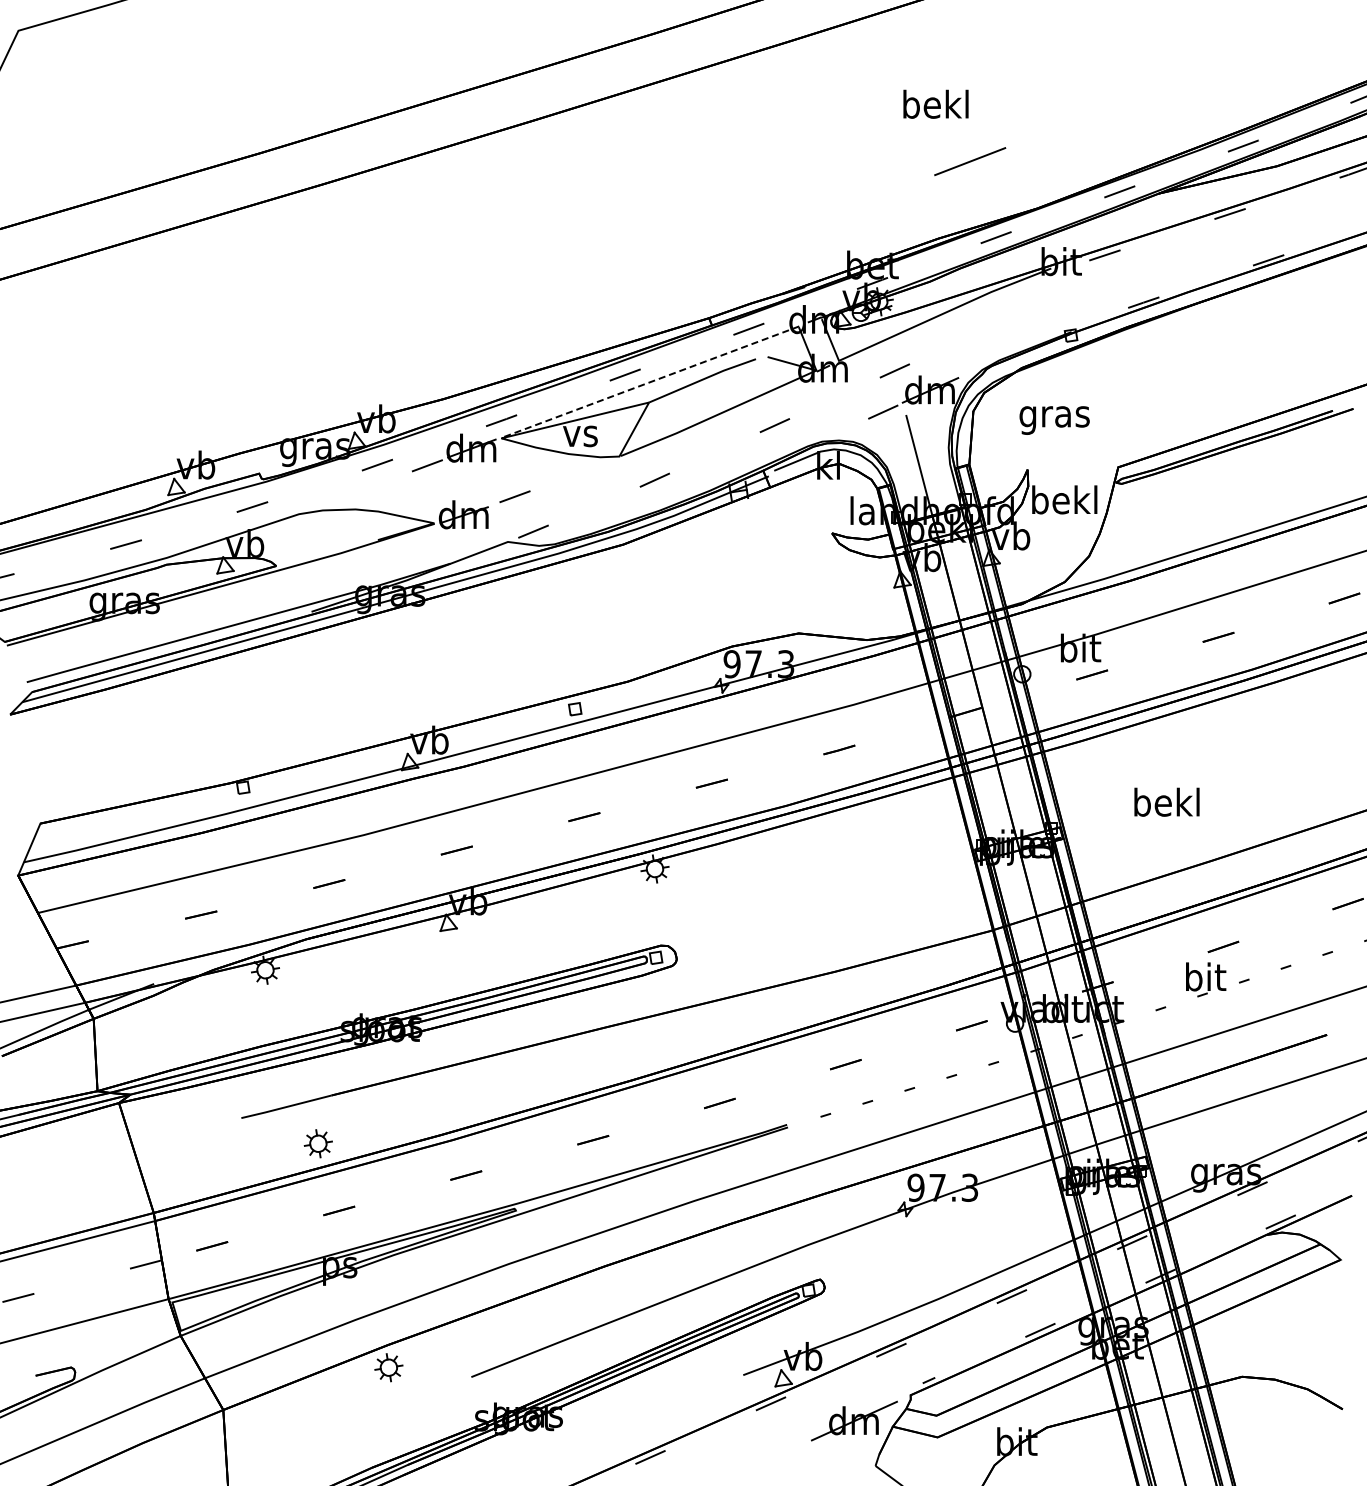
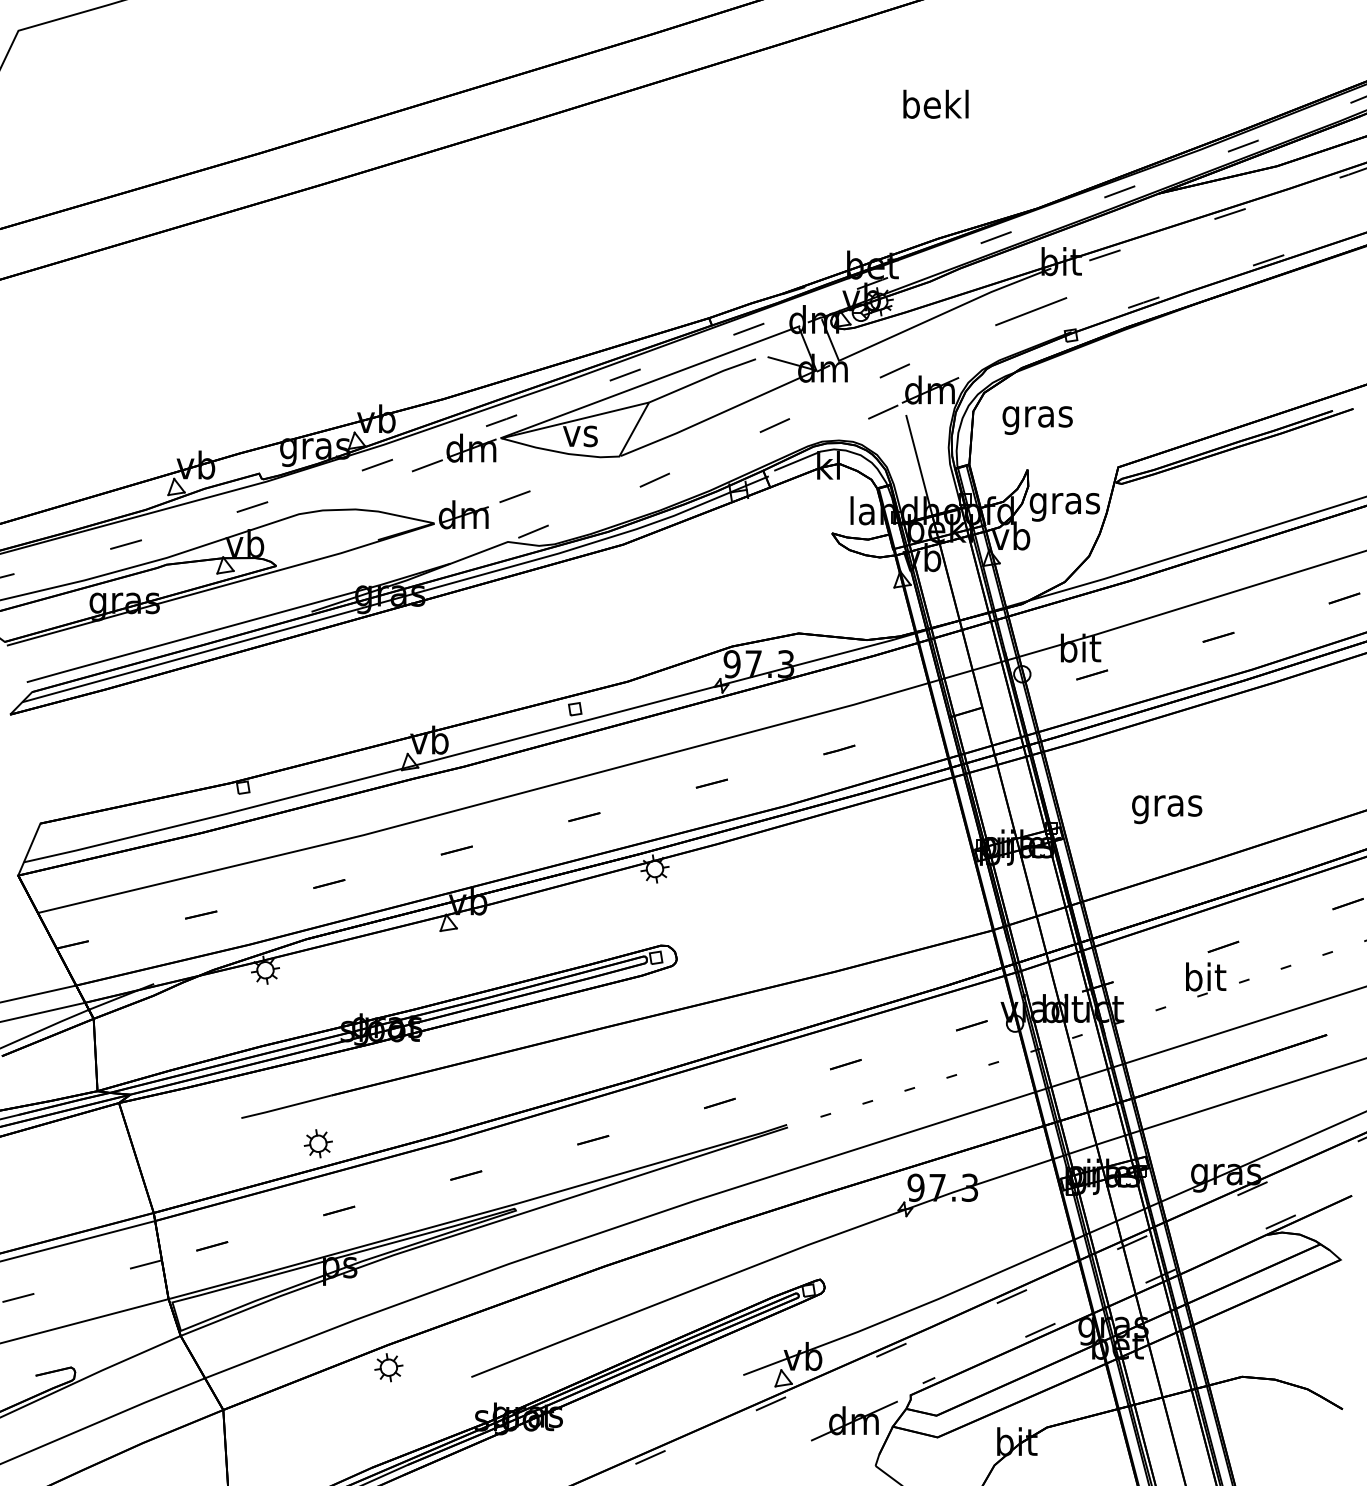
line position: (970, 161) -> (1031, 311) (1031, 311)
line: dashed -> solid (649, 382)
text position: (1054, 420) -> (1037, 420) (1037, 420)
text: bekl -> gras (1064, 503)
text: bekl -> gras (1167, 805)
